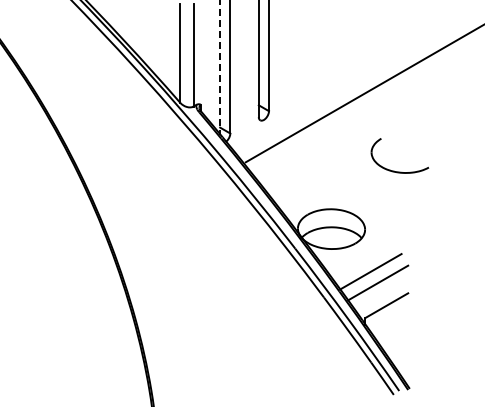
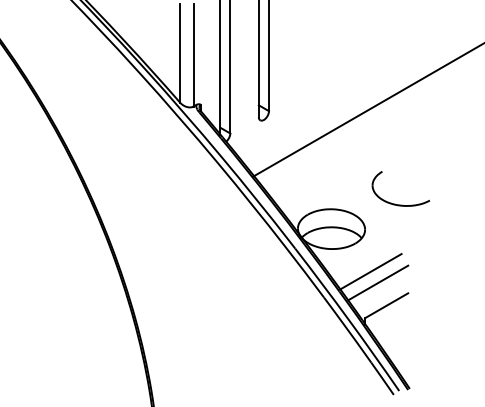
line: dashed -> solid (220, 68)
line position: (363, 94) -> (367, 110) (367, 110)
part position: (394, 170) -> (395, 203) (395, 203)
